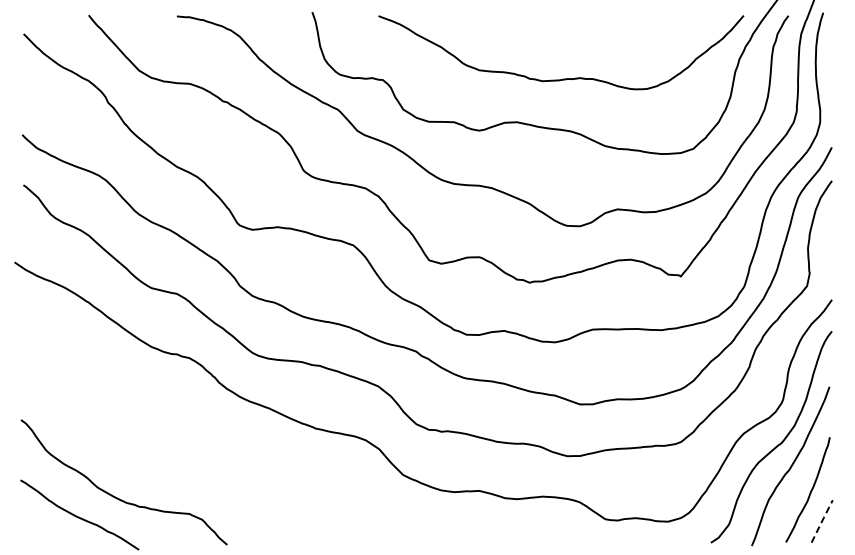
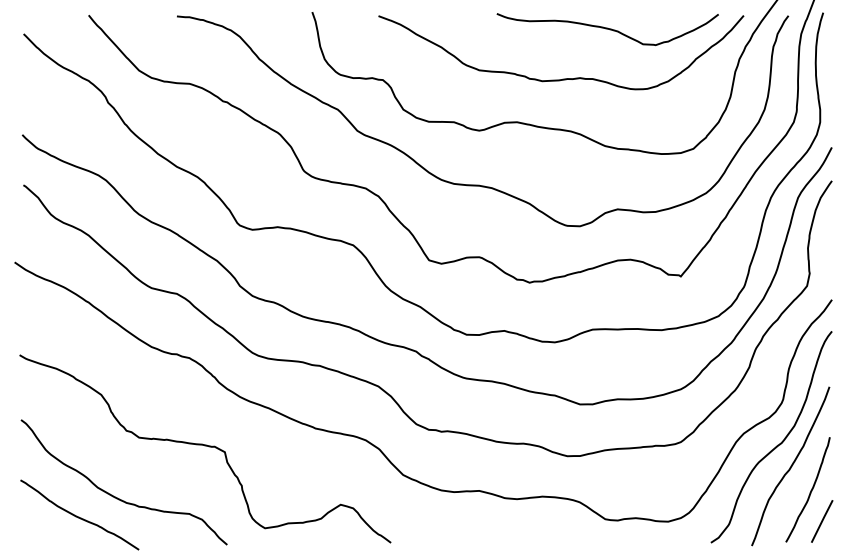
curve: none -> present (607, 29)
curve: none -> present (205, 446)
line: dashed -> solid (822, 520)
